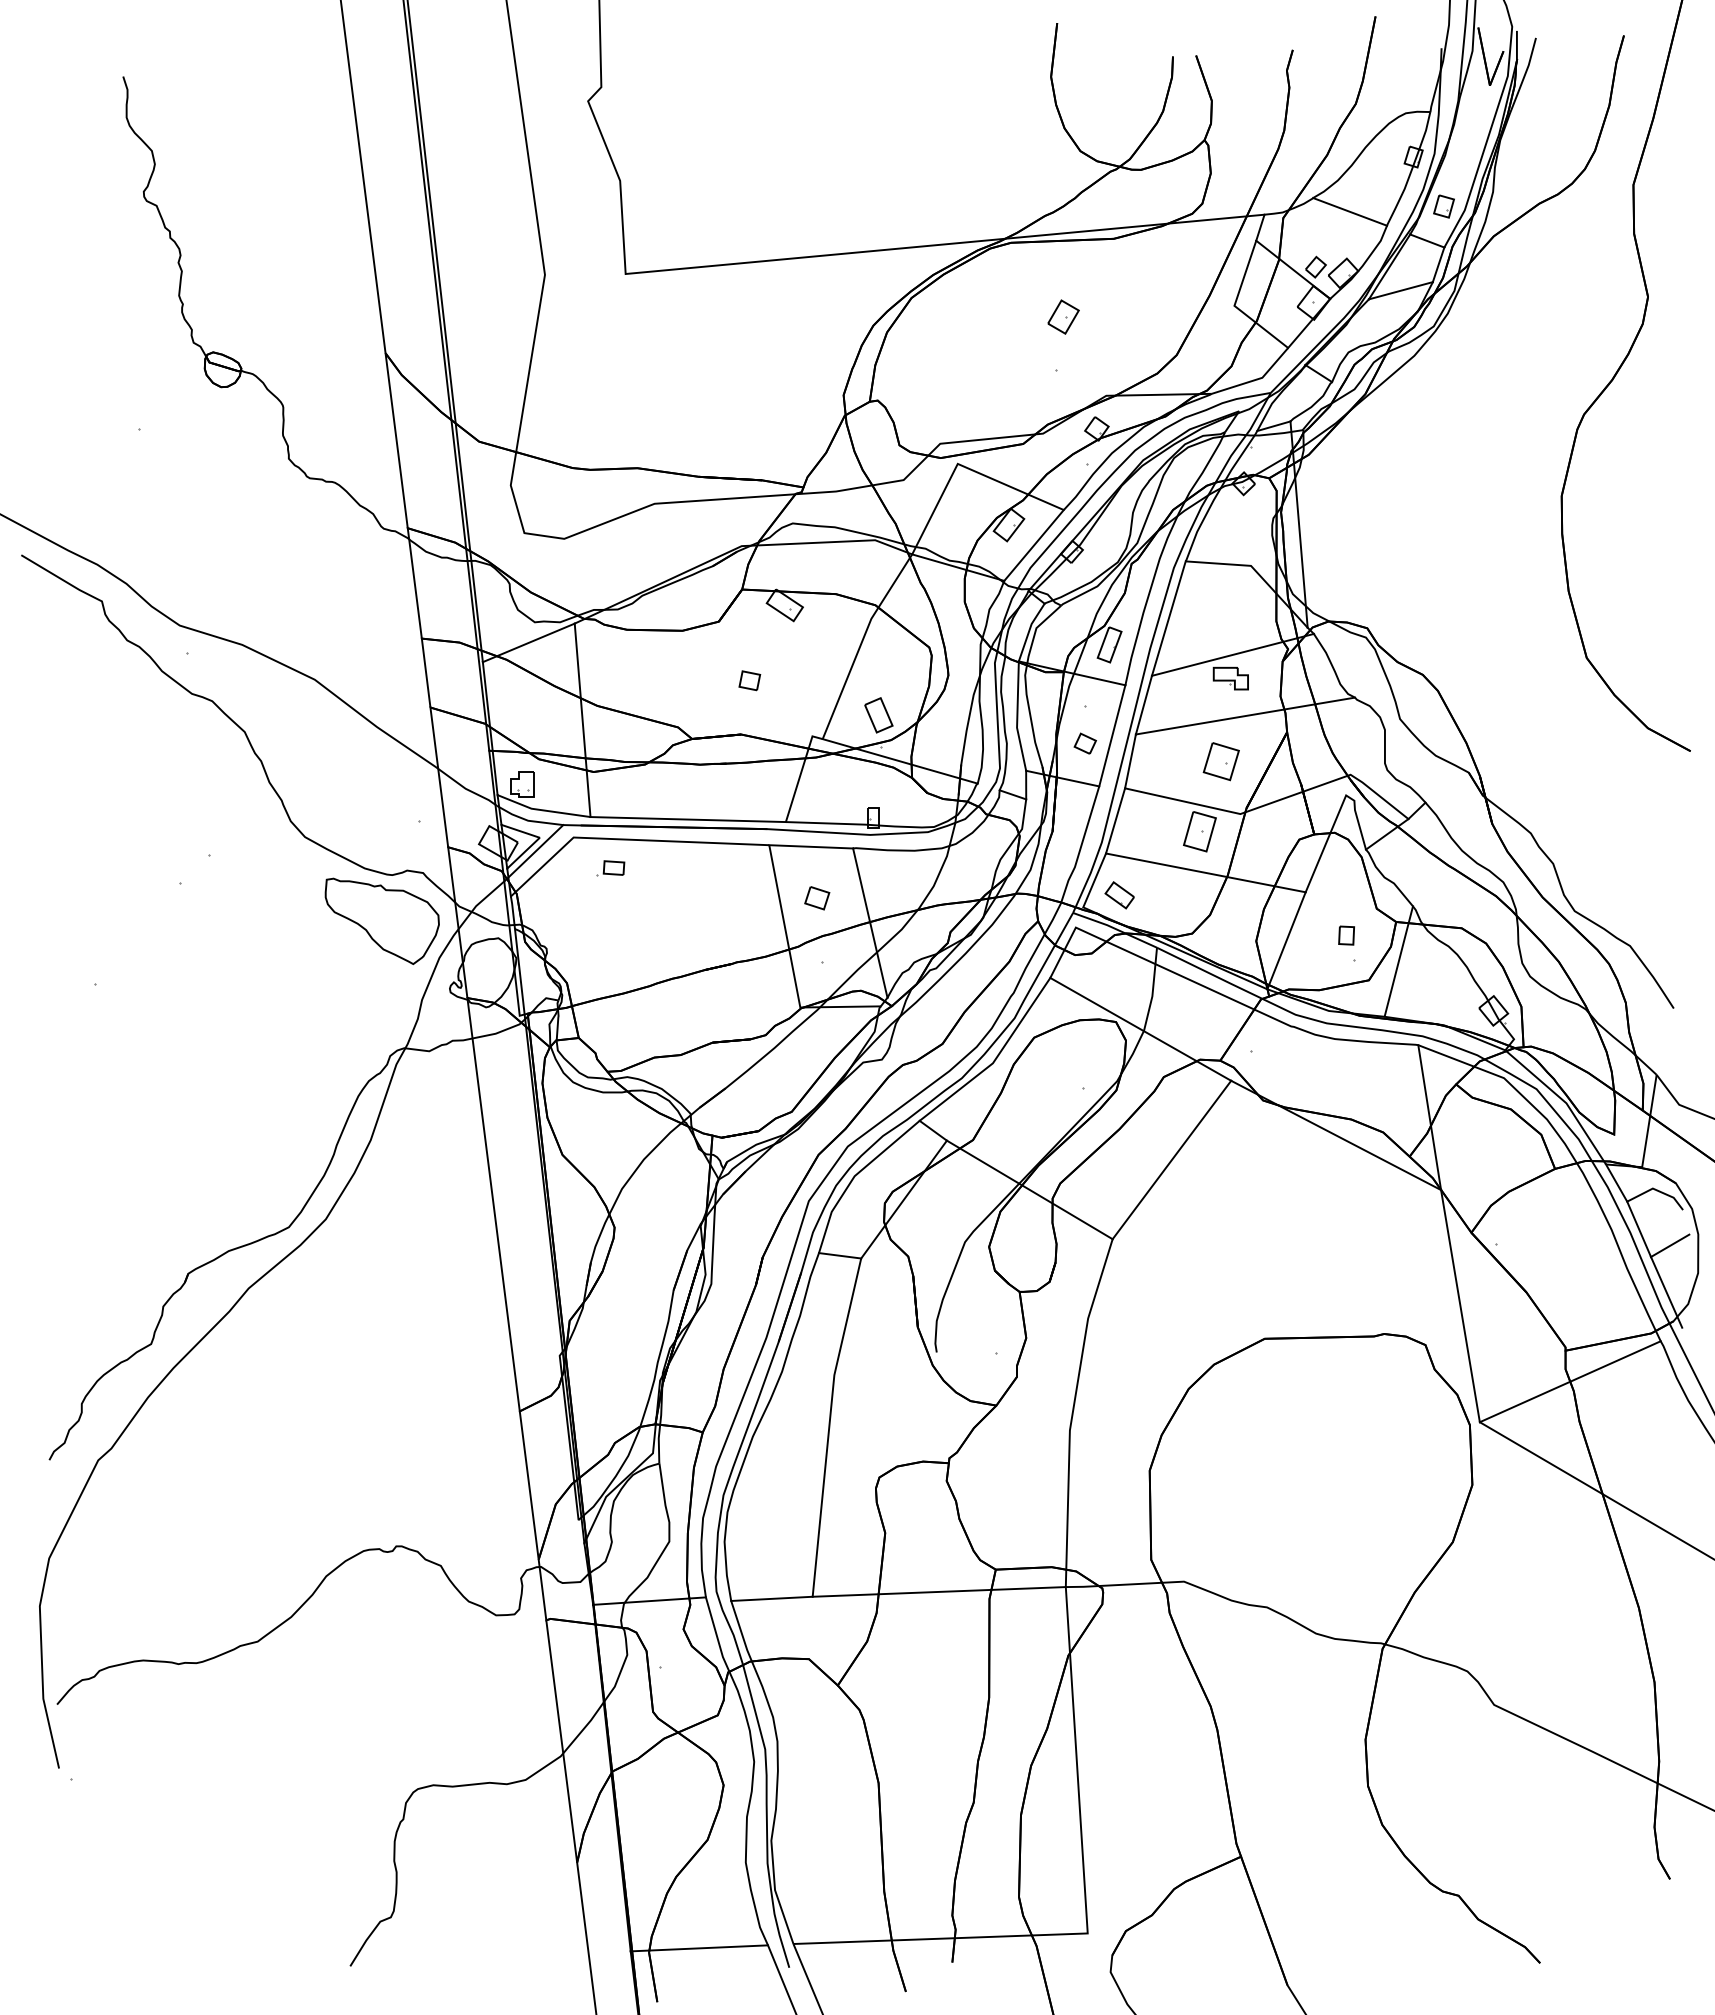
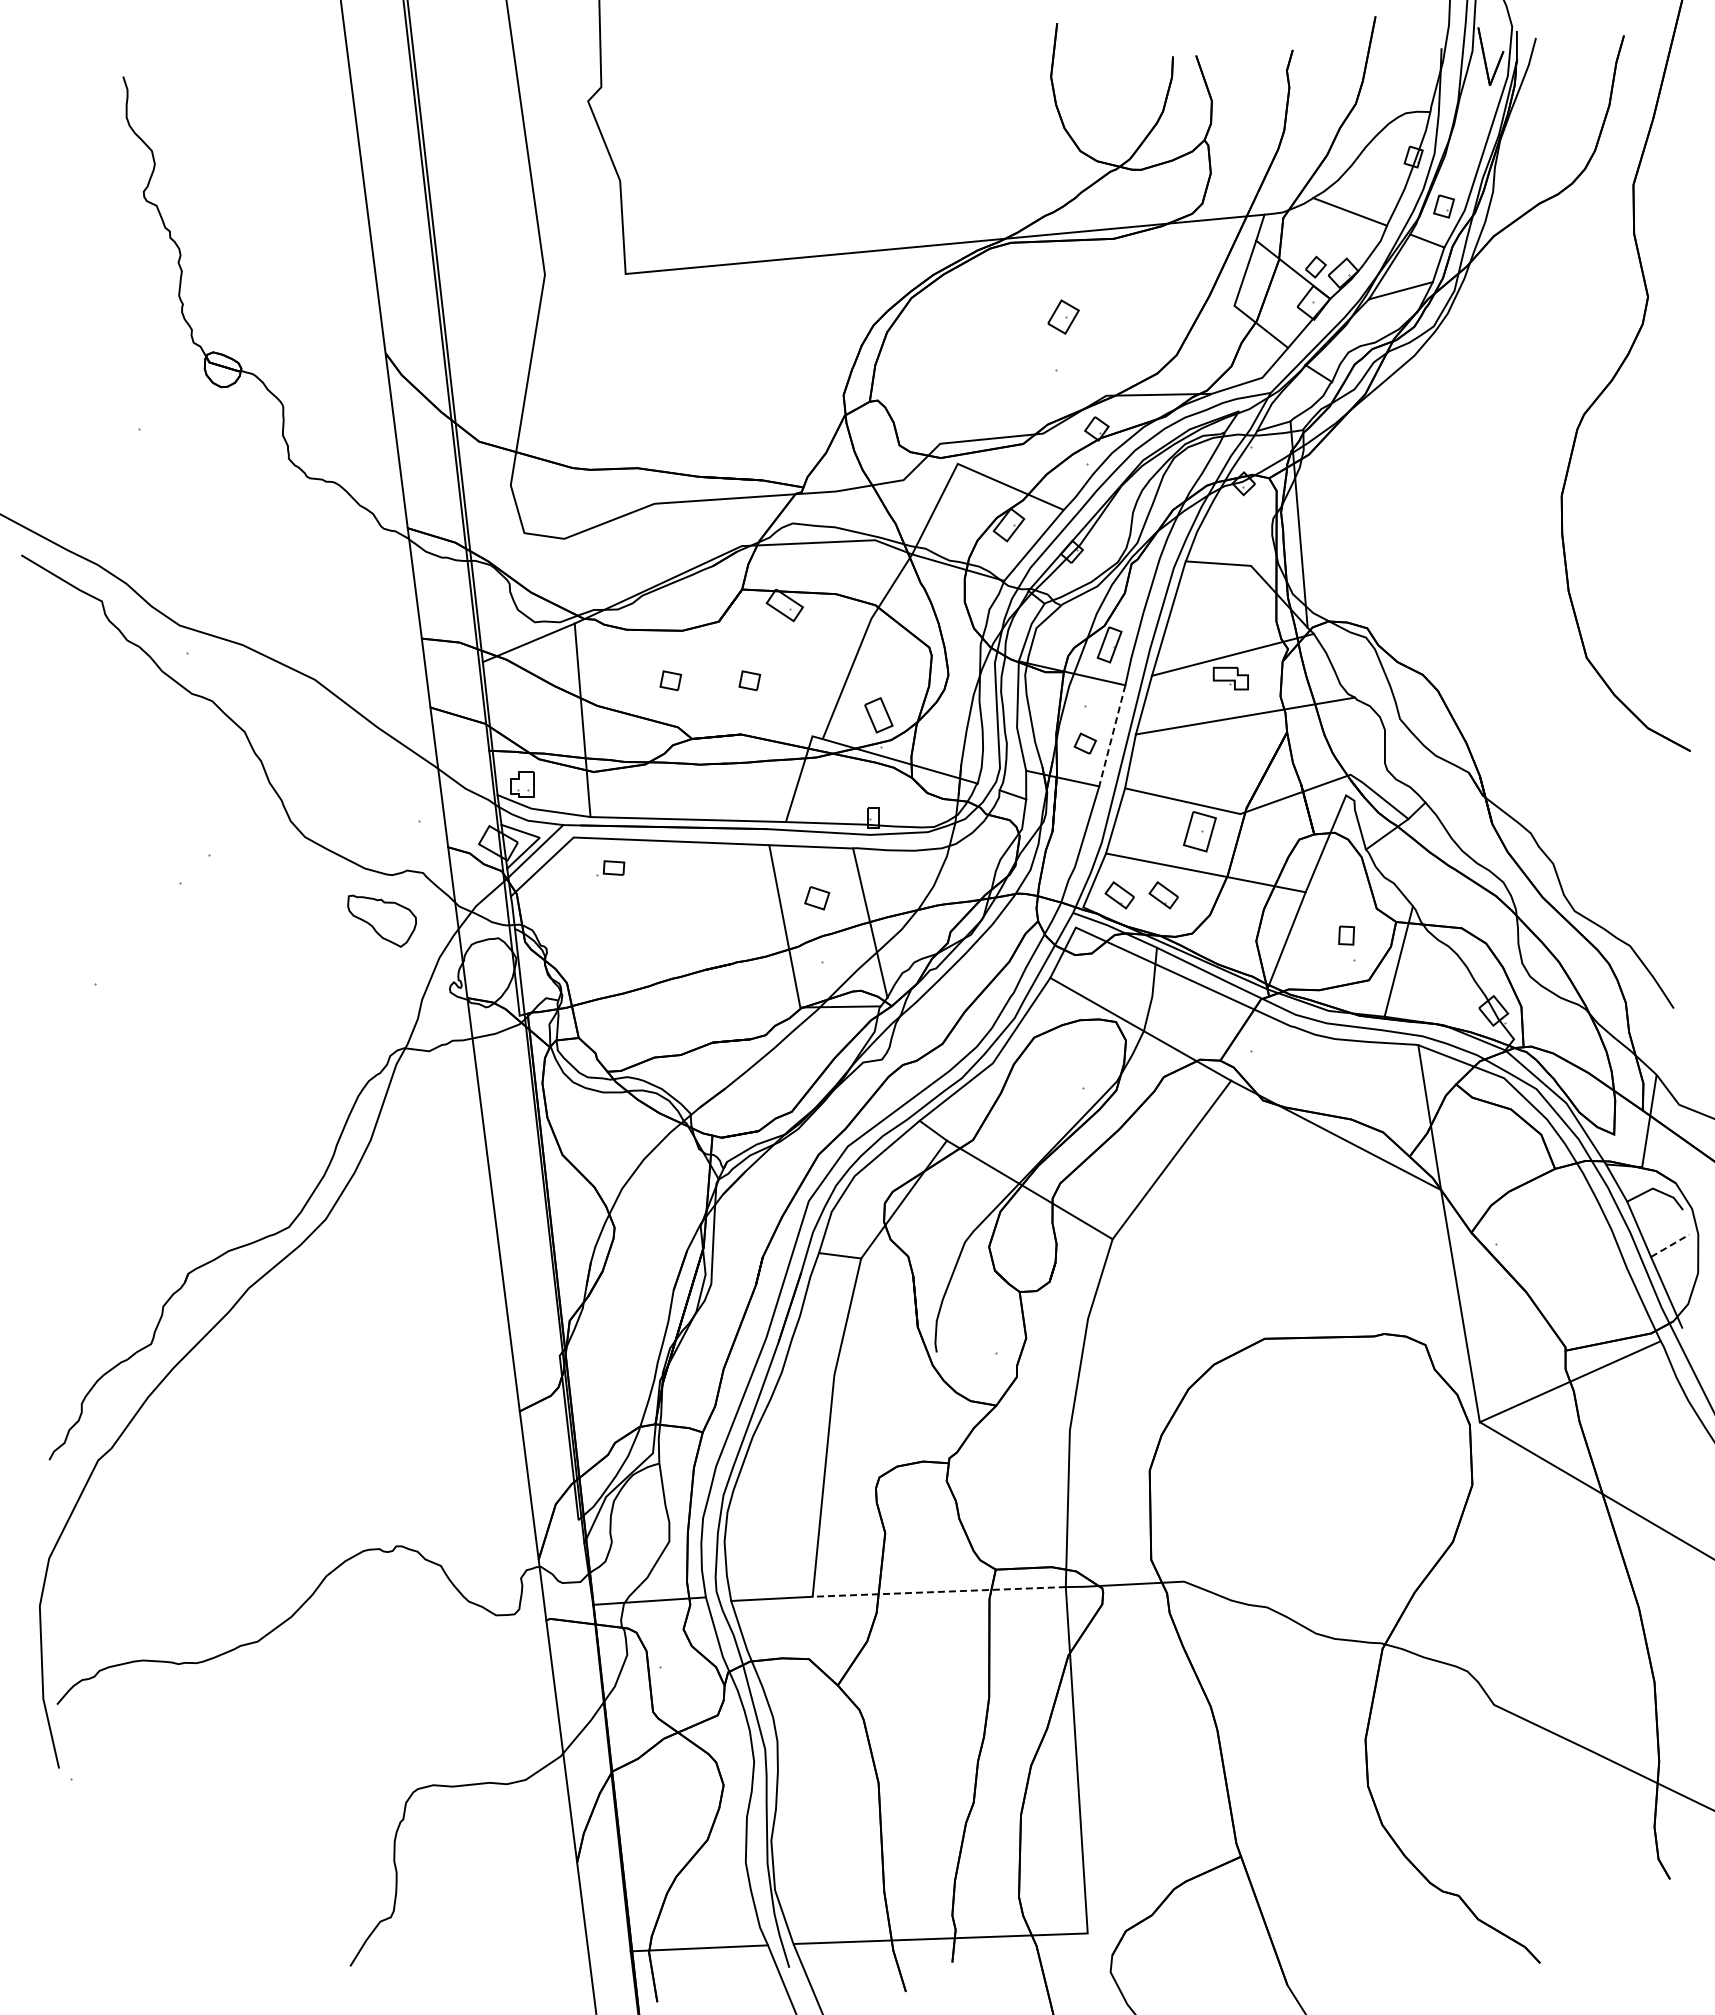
part: none -> present (670, 680)
line: solid -> dashed (1112, 736)
part: present -> none (1220, 761)
part: none -> present (1163, 895)
part size: 116x88 px -> 70x54 px (381, 920)
line: solid -> dashed (1670, 1245)
line: solid -> dashed (939, 1591)
